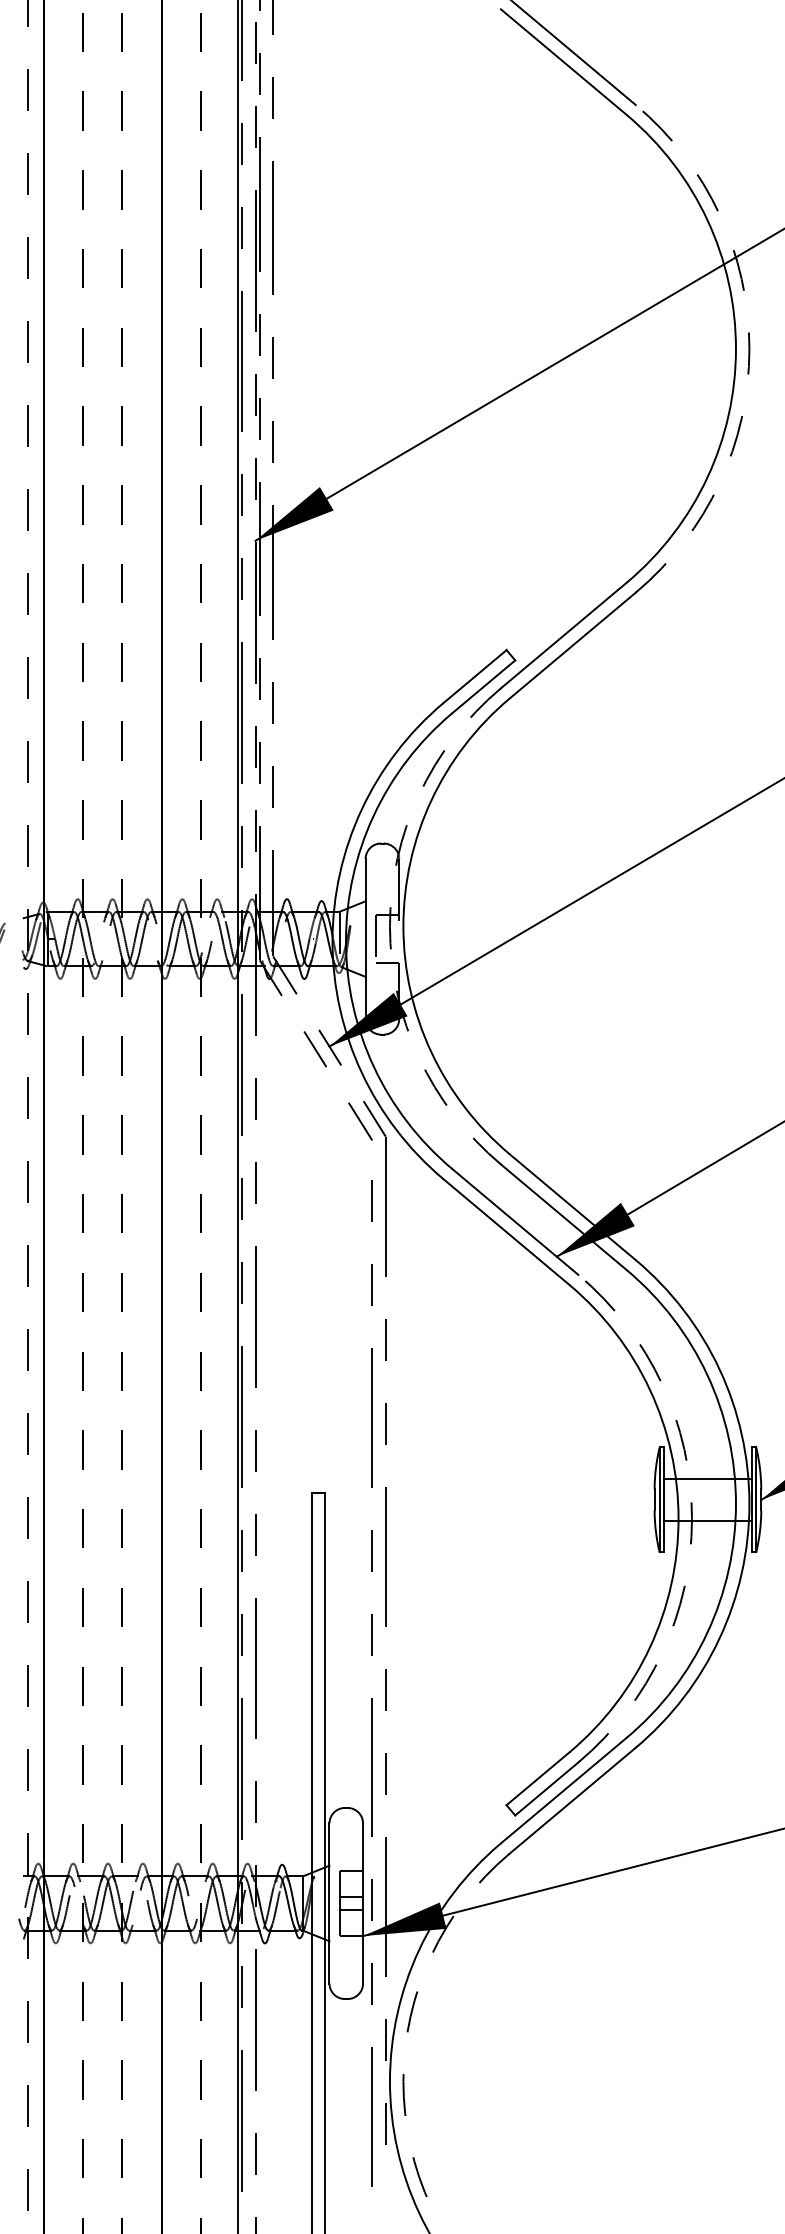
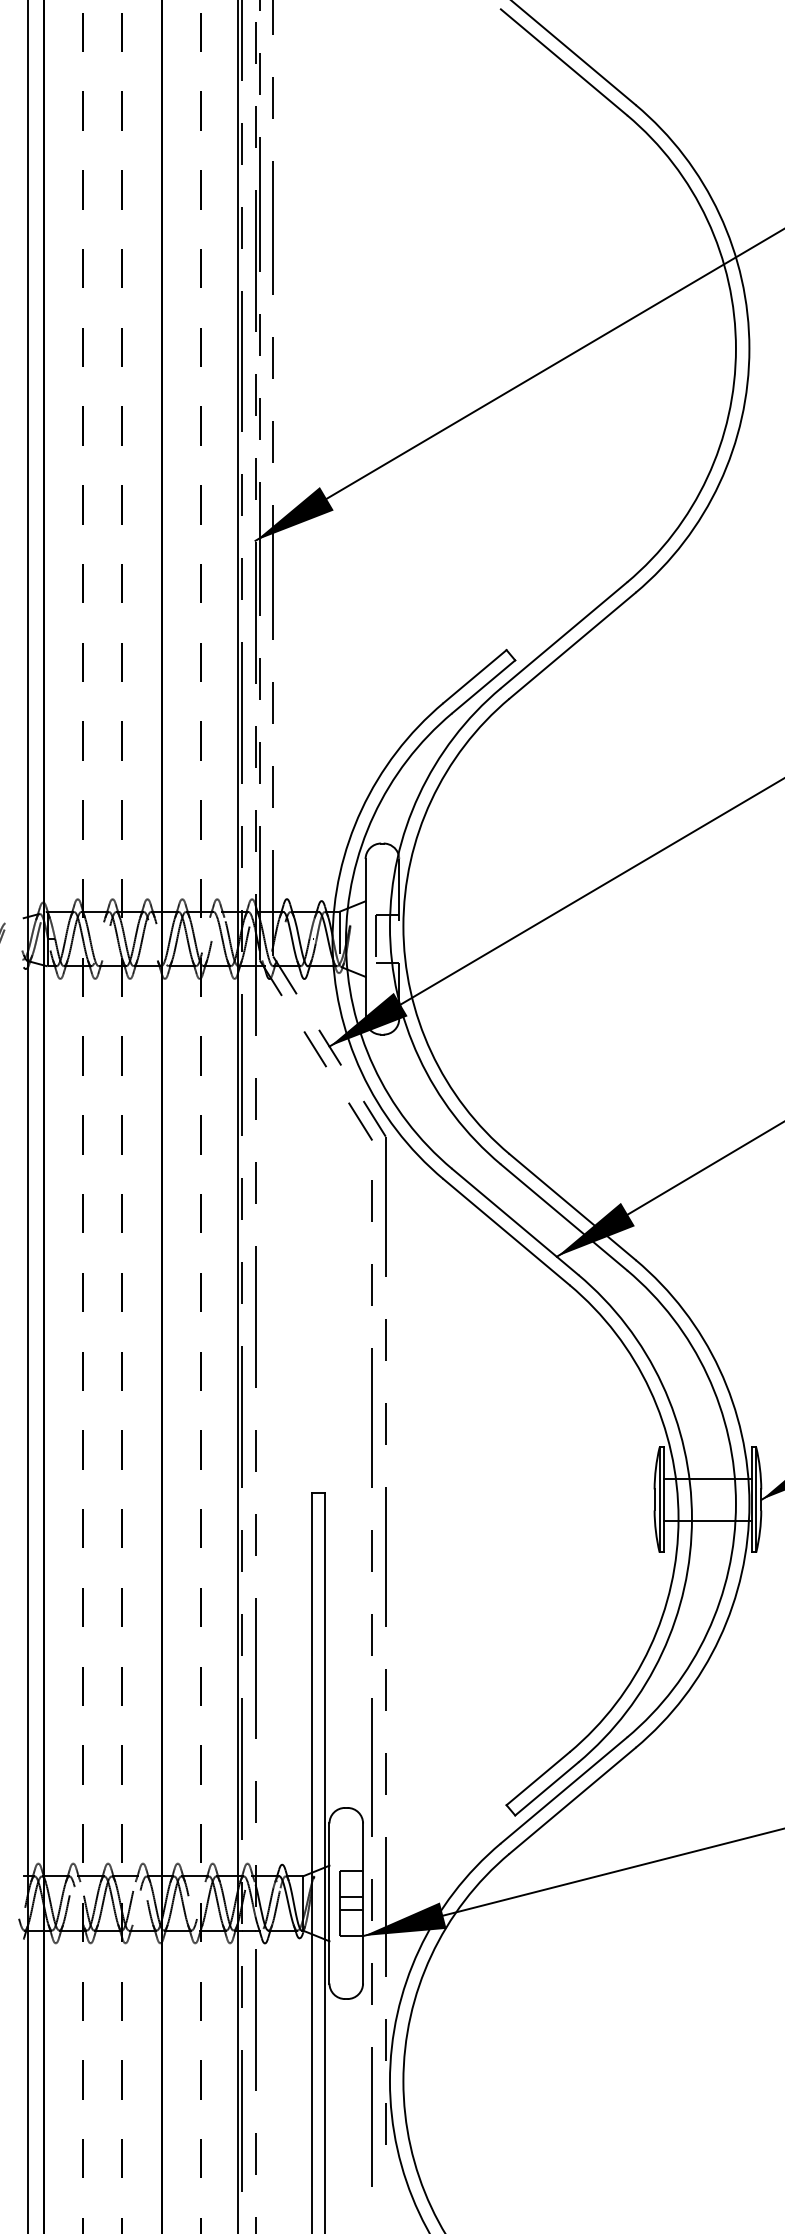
arc: dashed -> solid (749, 348)
arc: dashed -> solid (389, 926)
line: dashed -> solid (27, 1116)
arc: dashed -> solid (691, 1518)
arc: dashed -> solid (407, 2032)
